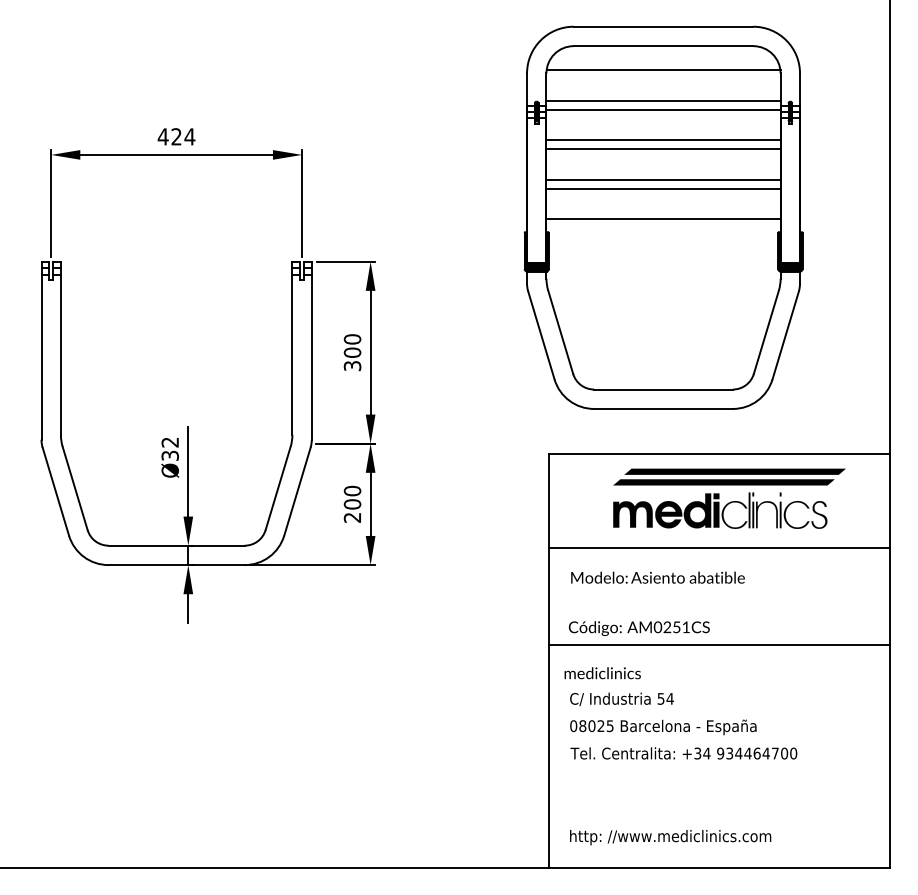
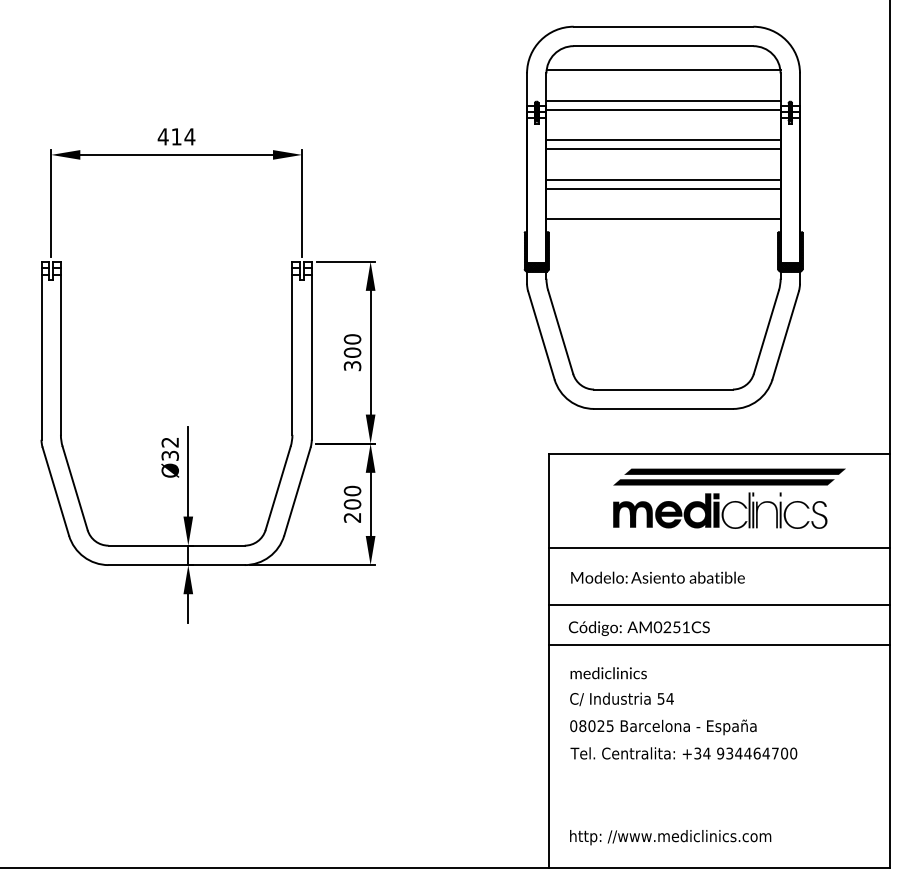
text: 424 -> 414 (176, 136)
line: none -> present (719, 605)
text position: (602, 673) -> (608, 673) (608, 673)
